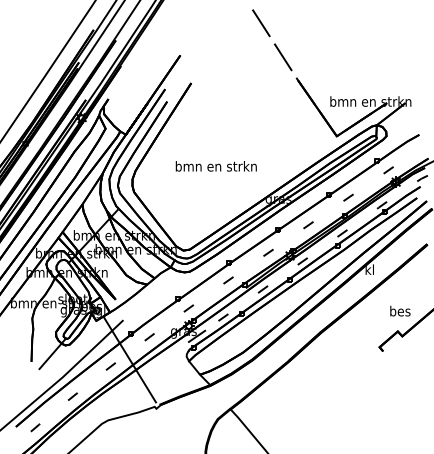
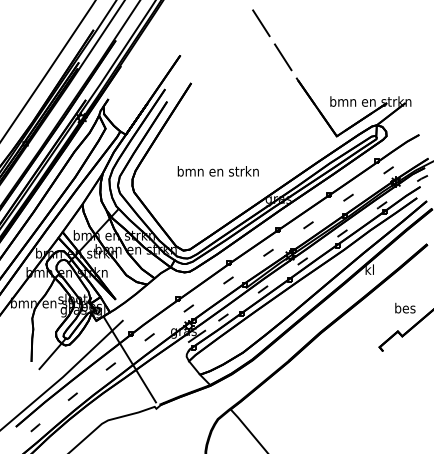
text position: (215, 166) -> (217, 171) (217, 171)
text position: (400, 310) -> (405, 307) (405, 307)
